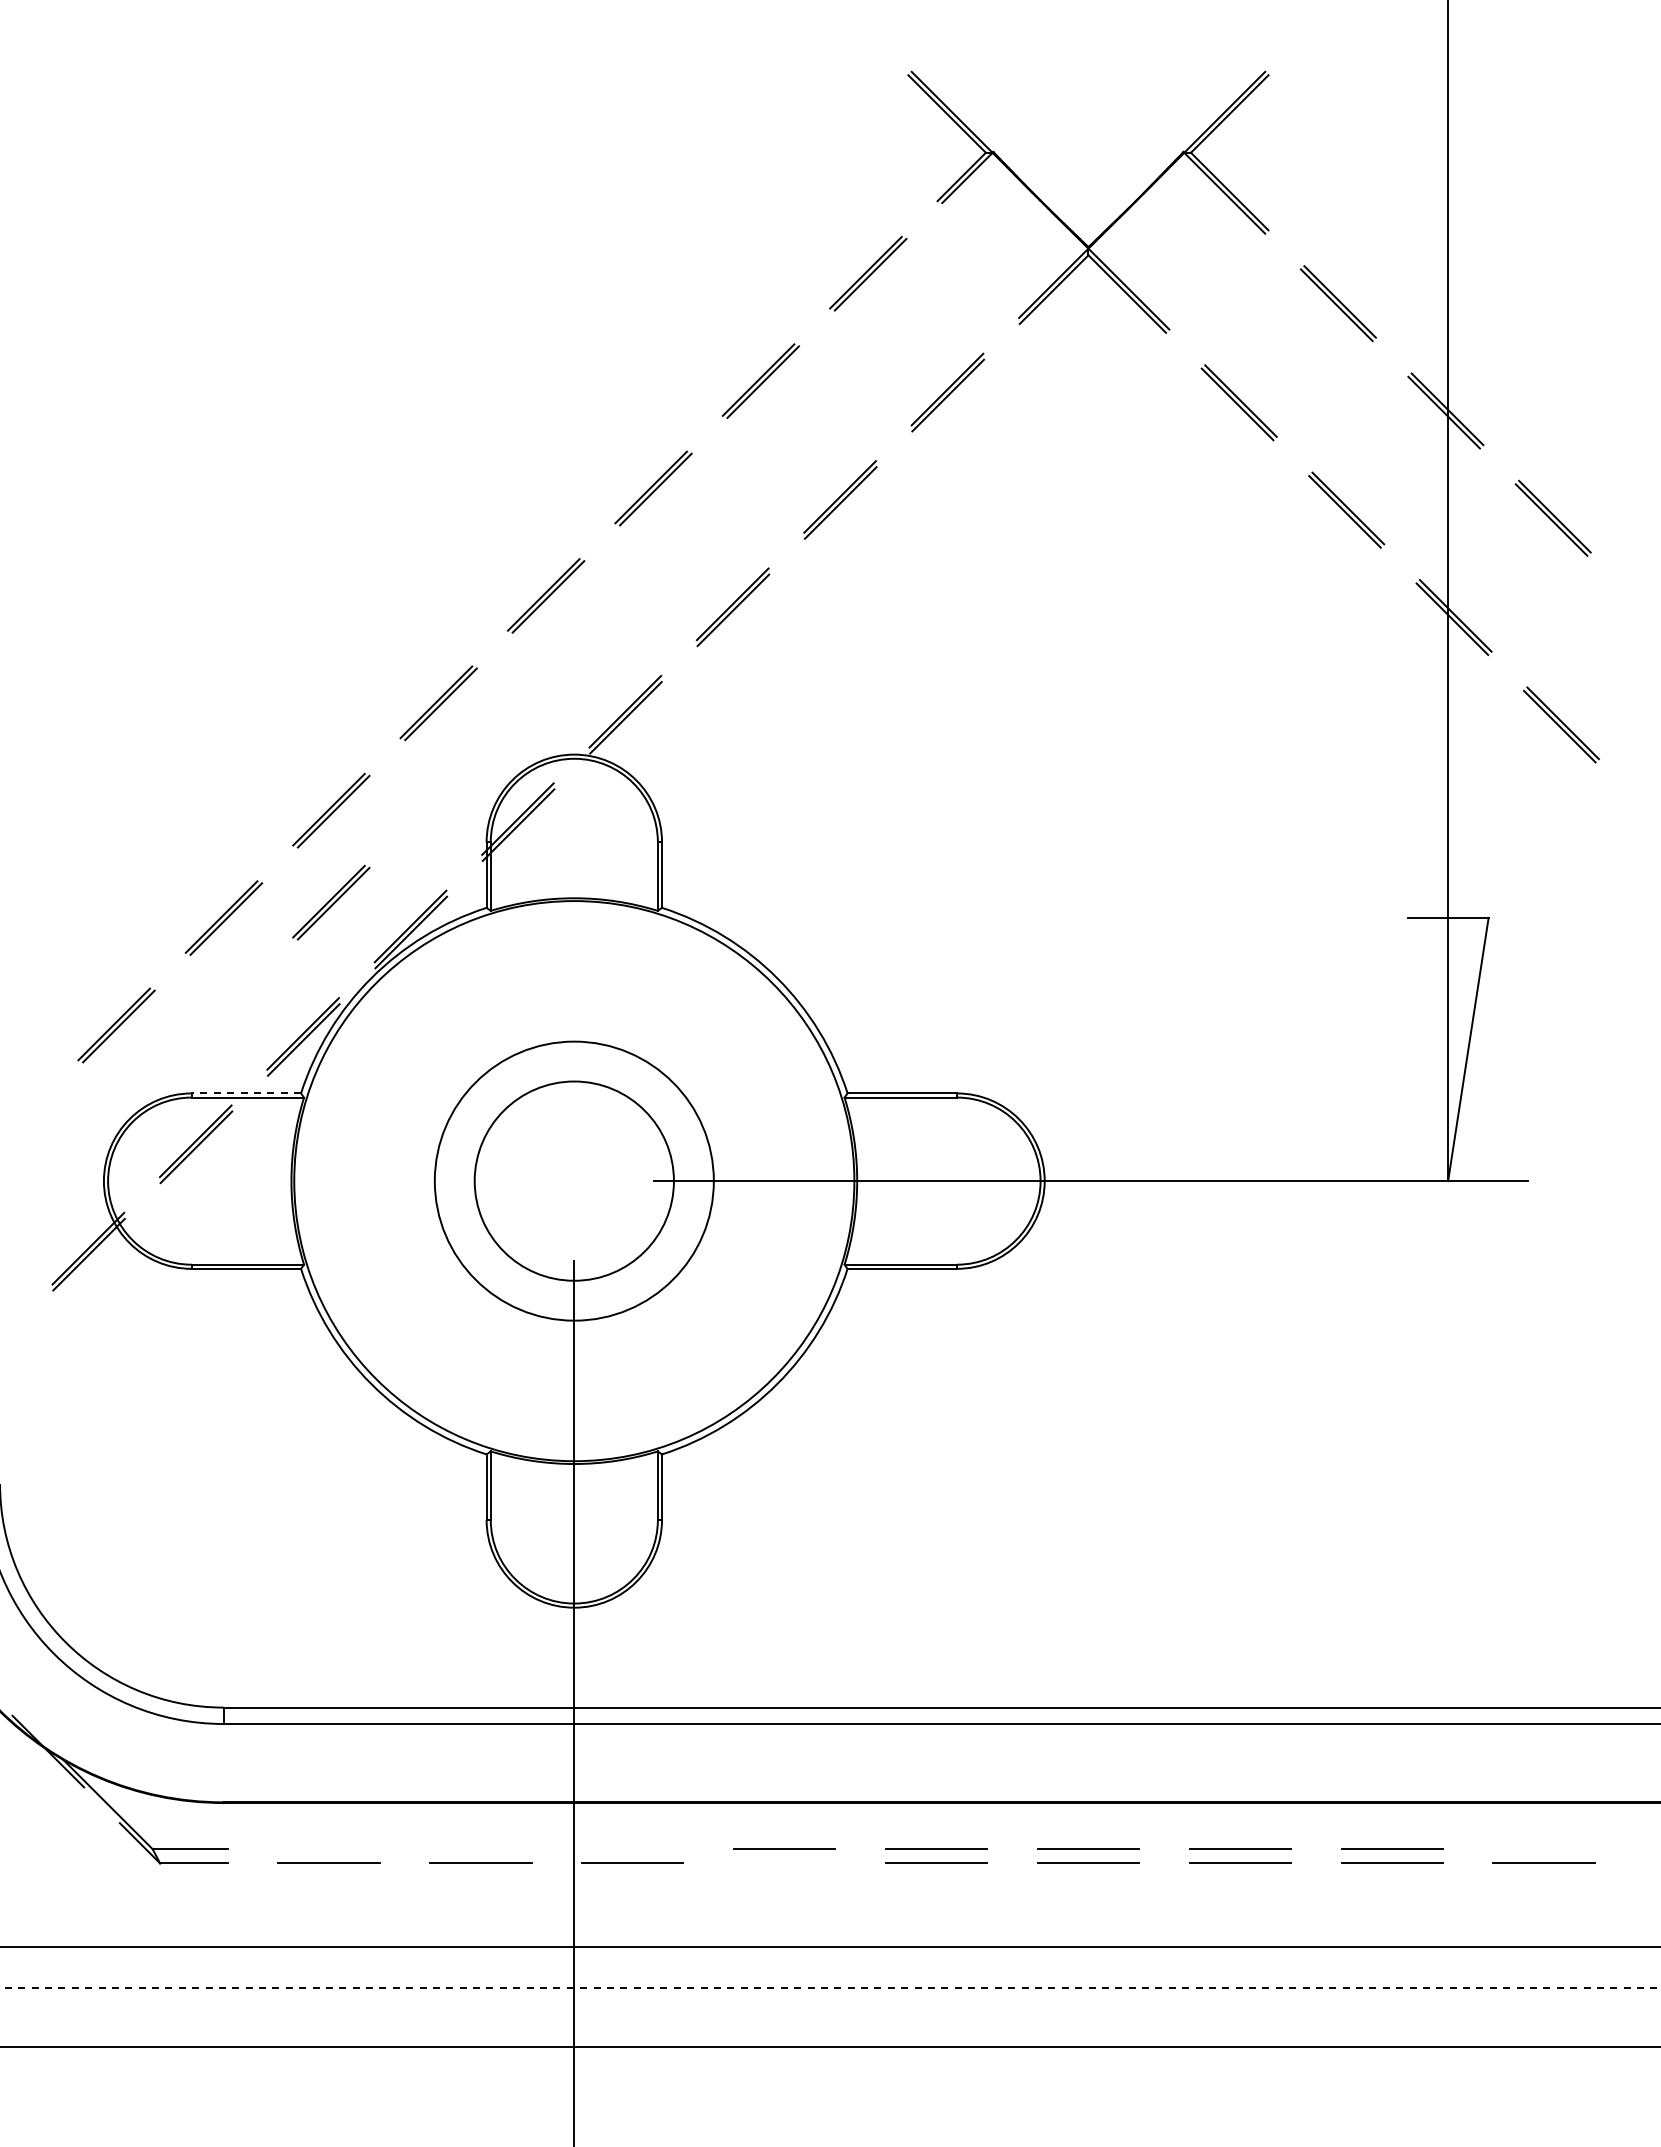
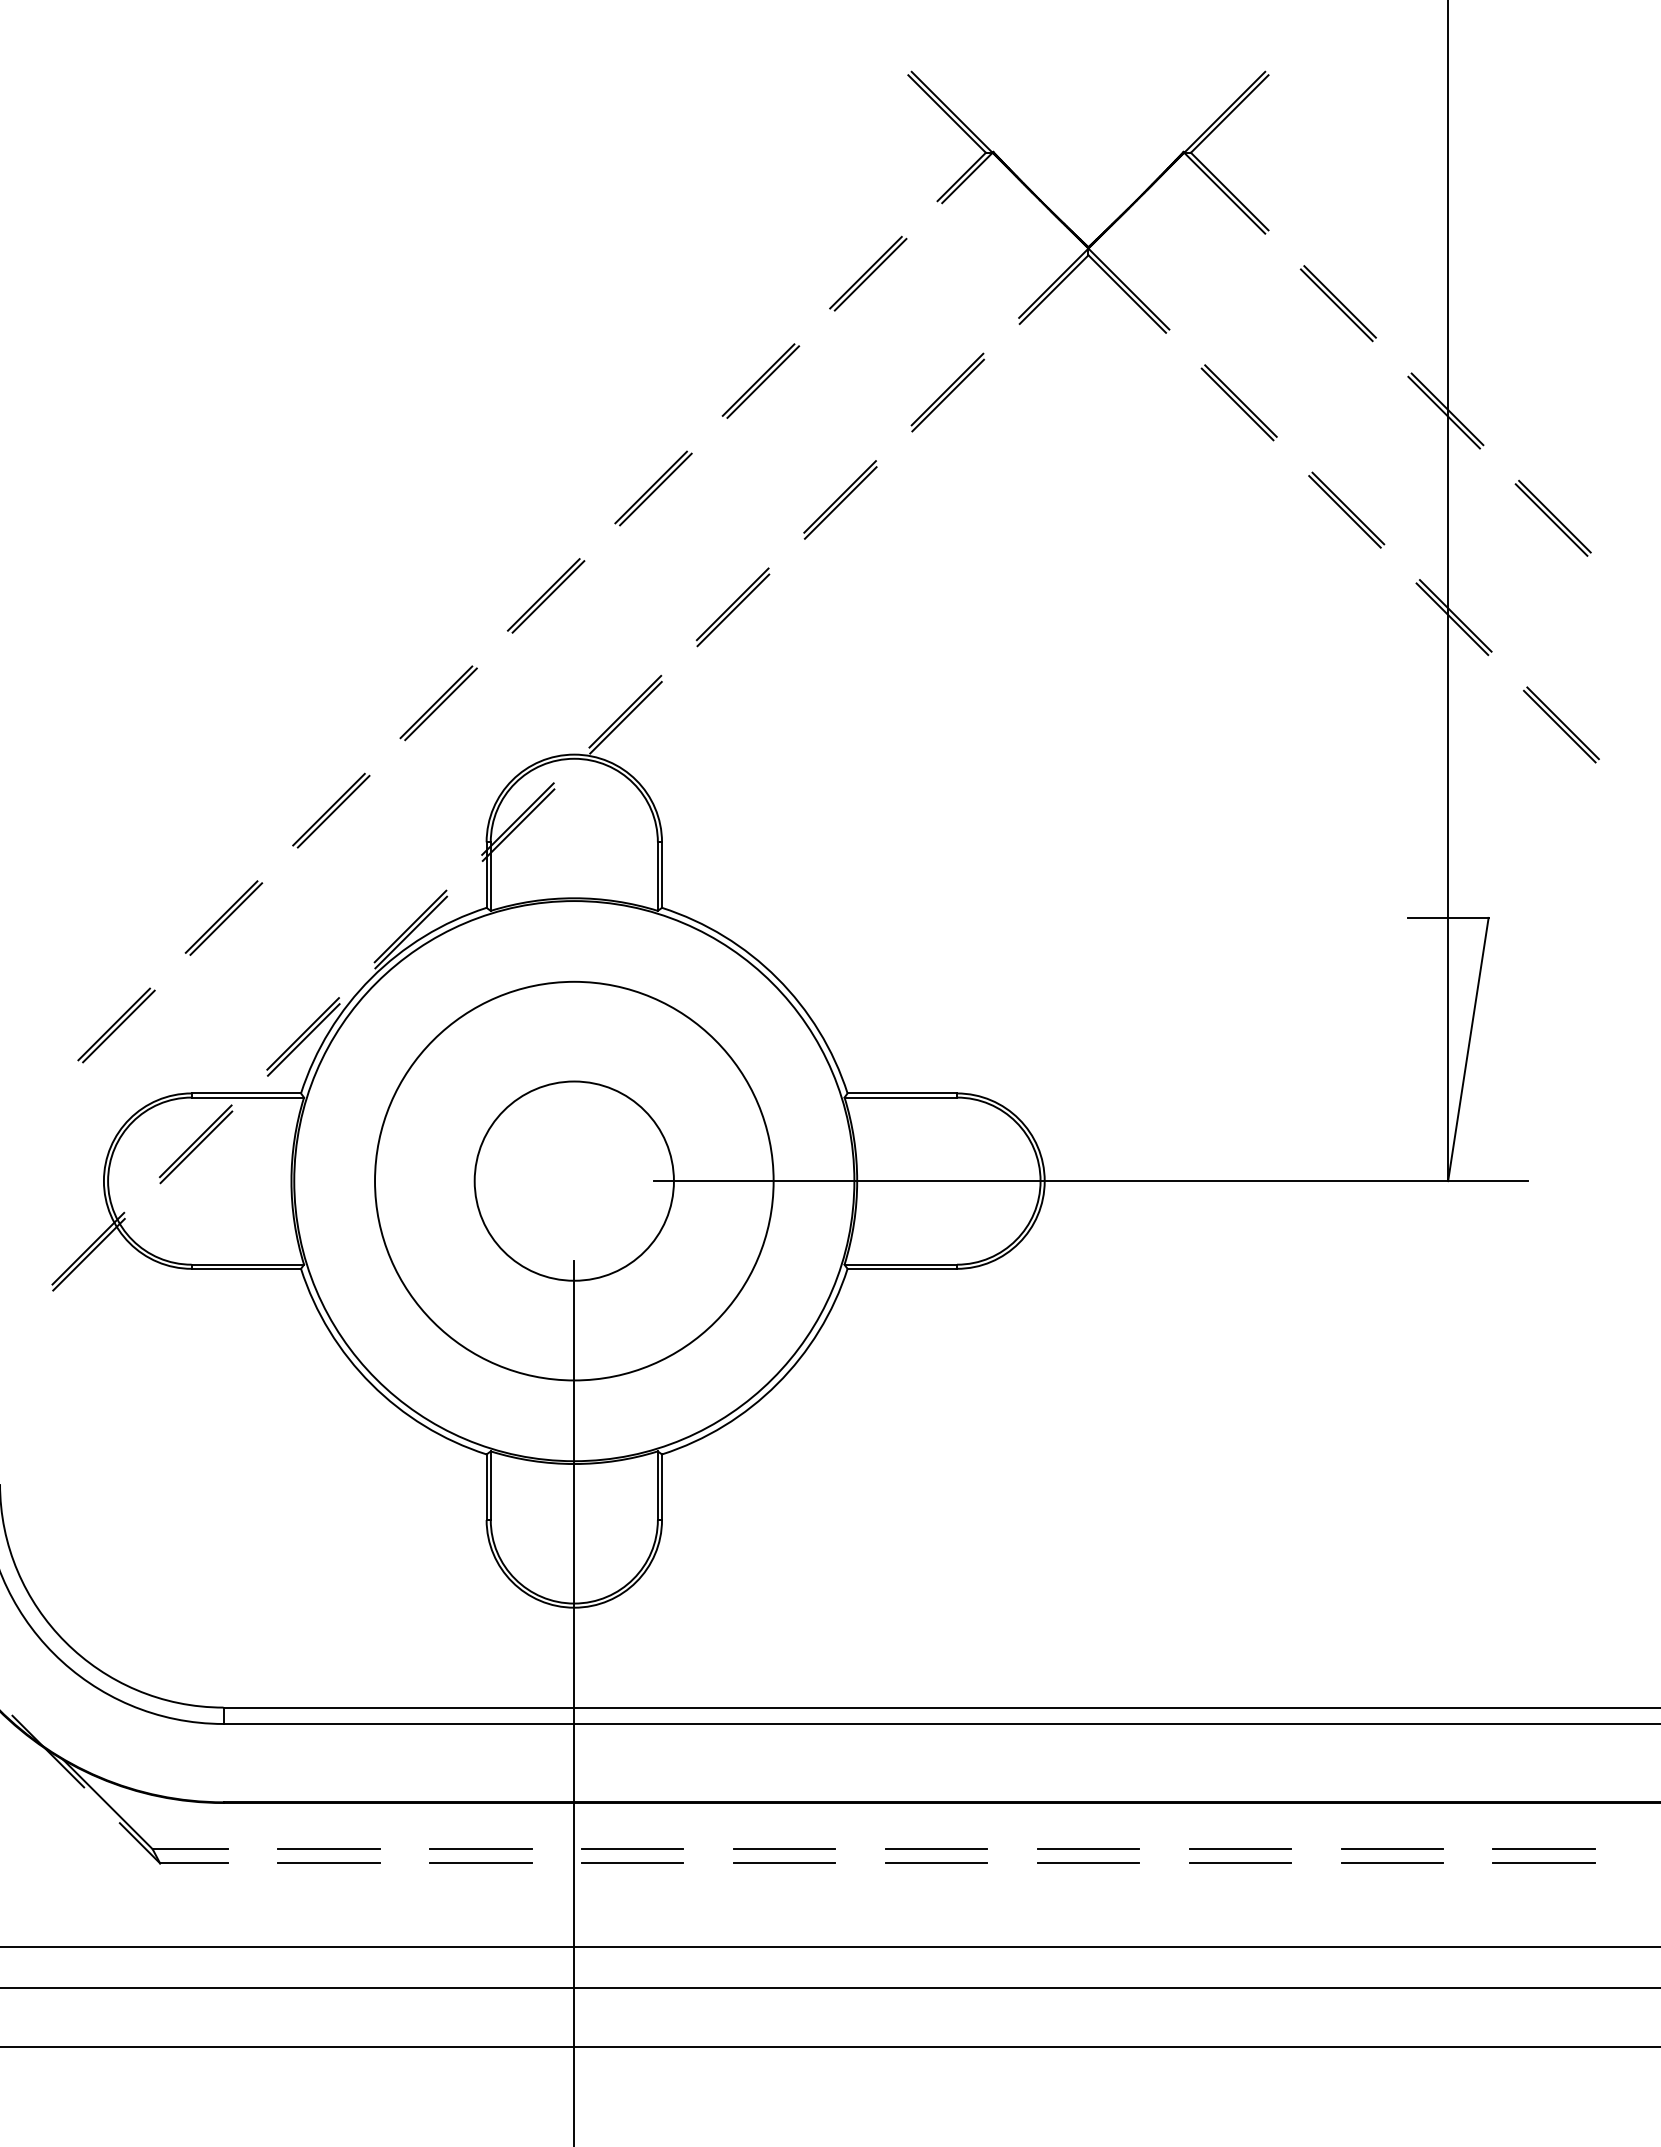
part: present -> none (331, 902)
line: dashed -> solid (246, 1093)
circle diameter: 279 px -> 399 px (574, 1180)
line: none -> present (480, 1848)
line: none -> present (1543, 1848)
line: none -> present (328, 1849)
line: none -> present (632, 1849)
line: none -> present (784, 1863)
line: dashed -> solid (829, 1987)
